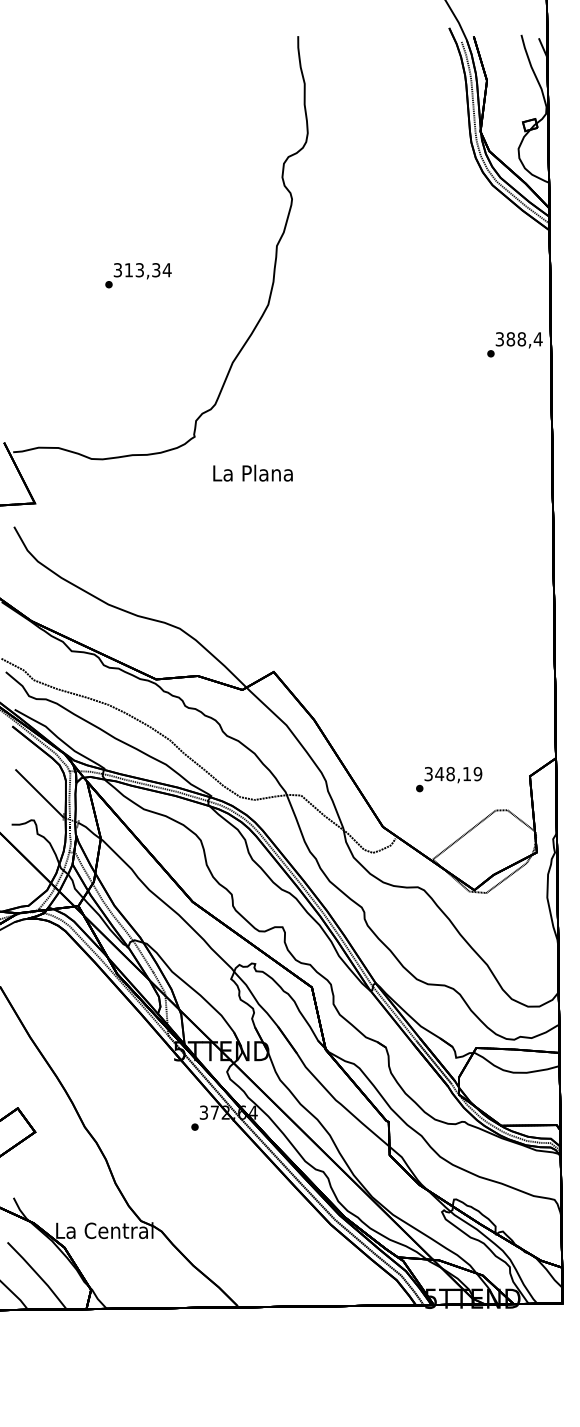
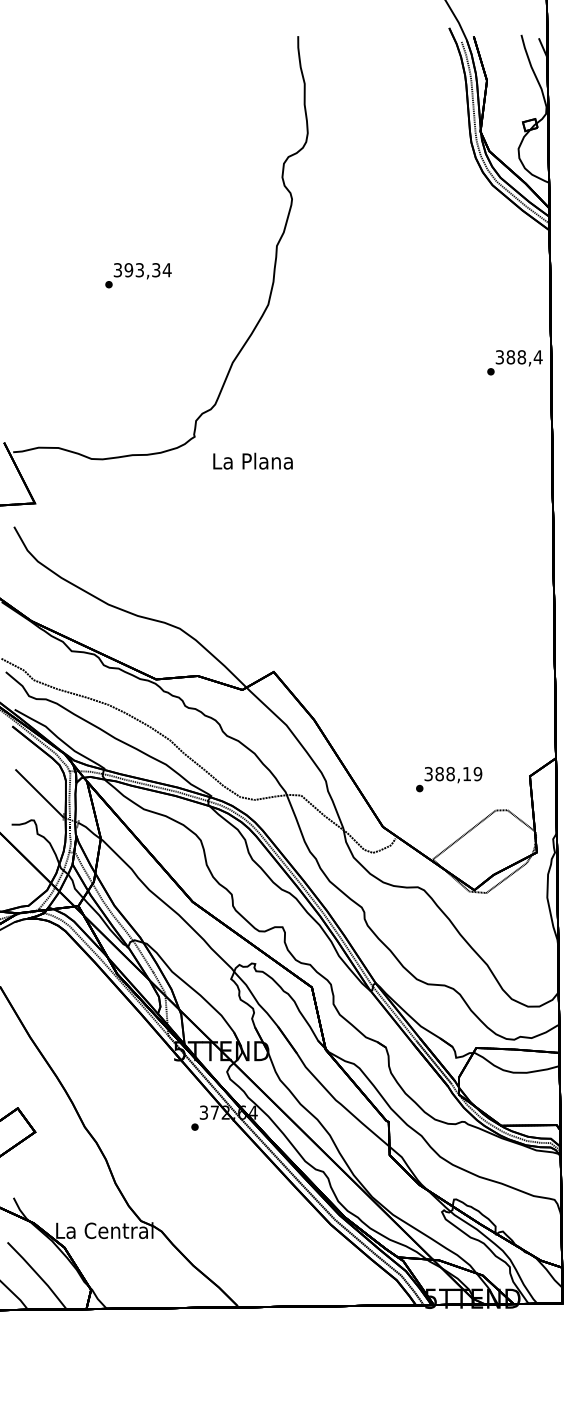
text: 313,34 -> 393,34 (128, 270)
text position: (514, 344) -> (514, 362) (514, 362)
text position: (252, 472) -> (252, 460) (252, 460)
text: 348,19 -> 388,19 (439, 774)
